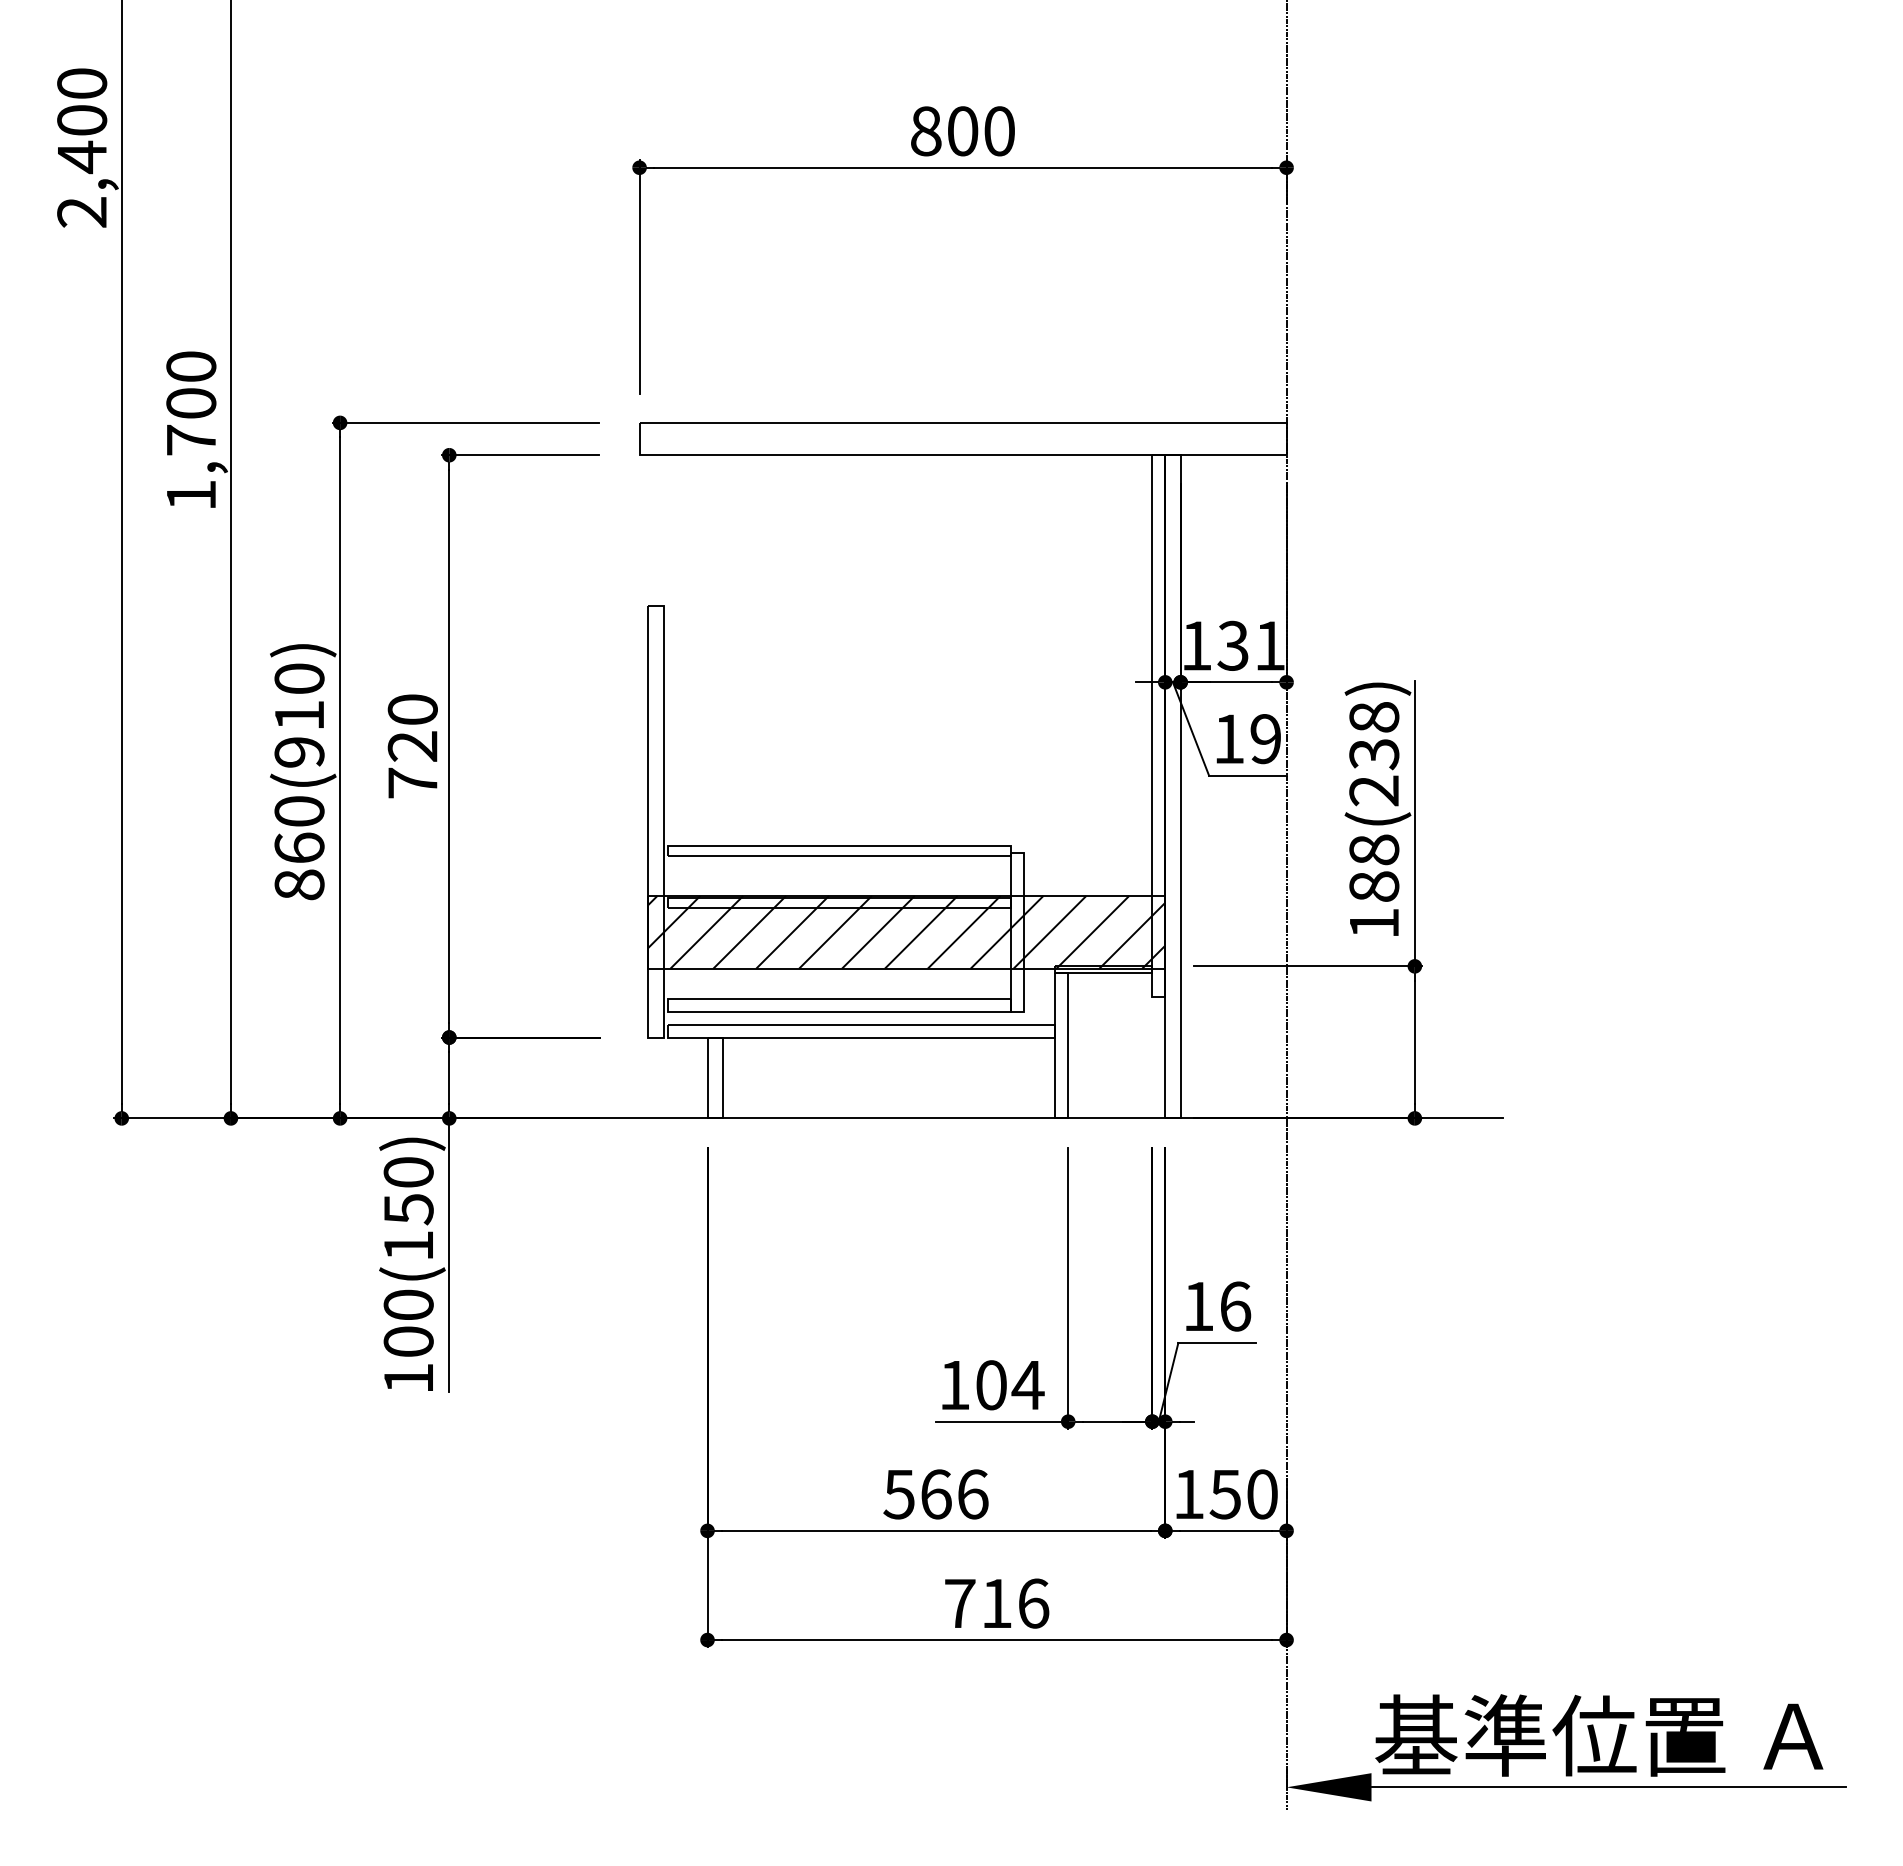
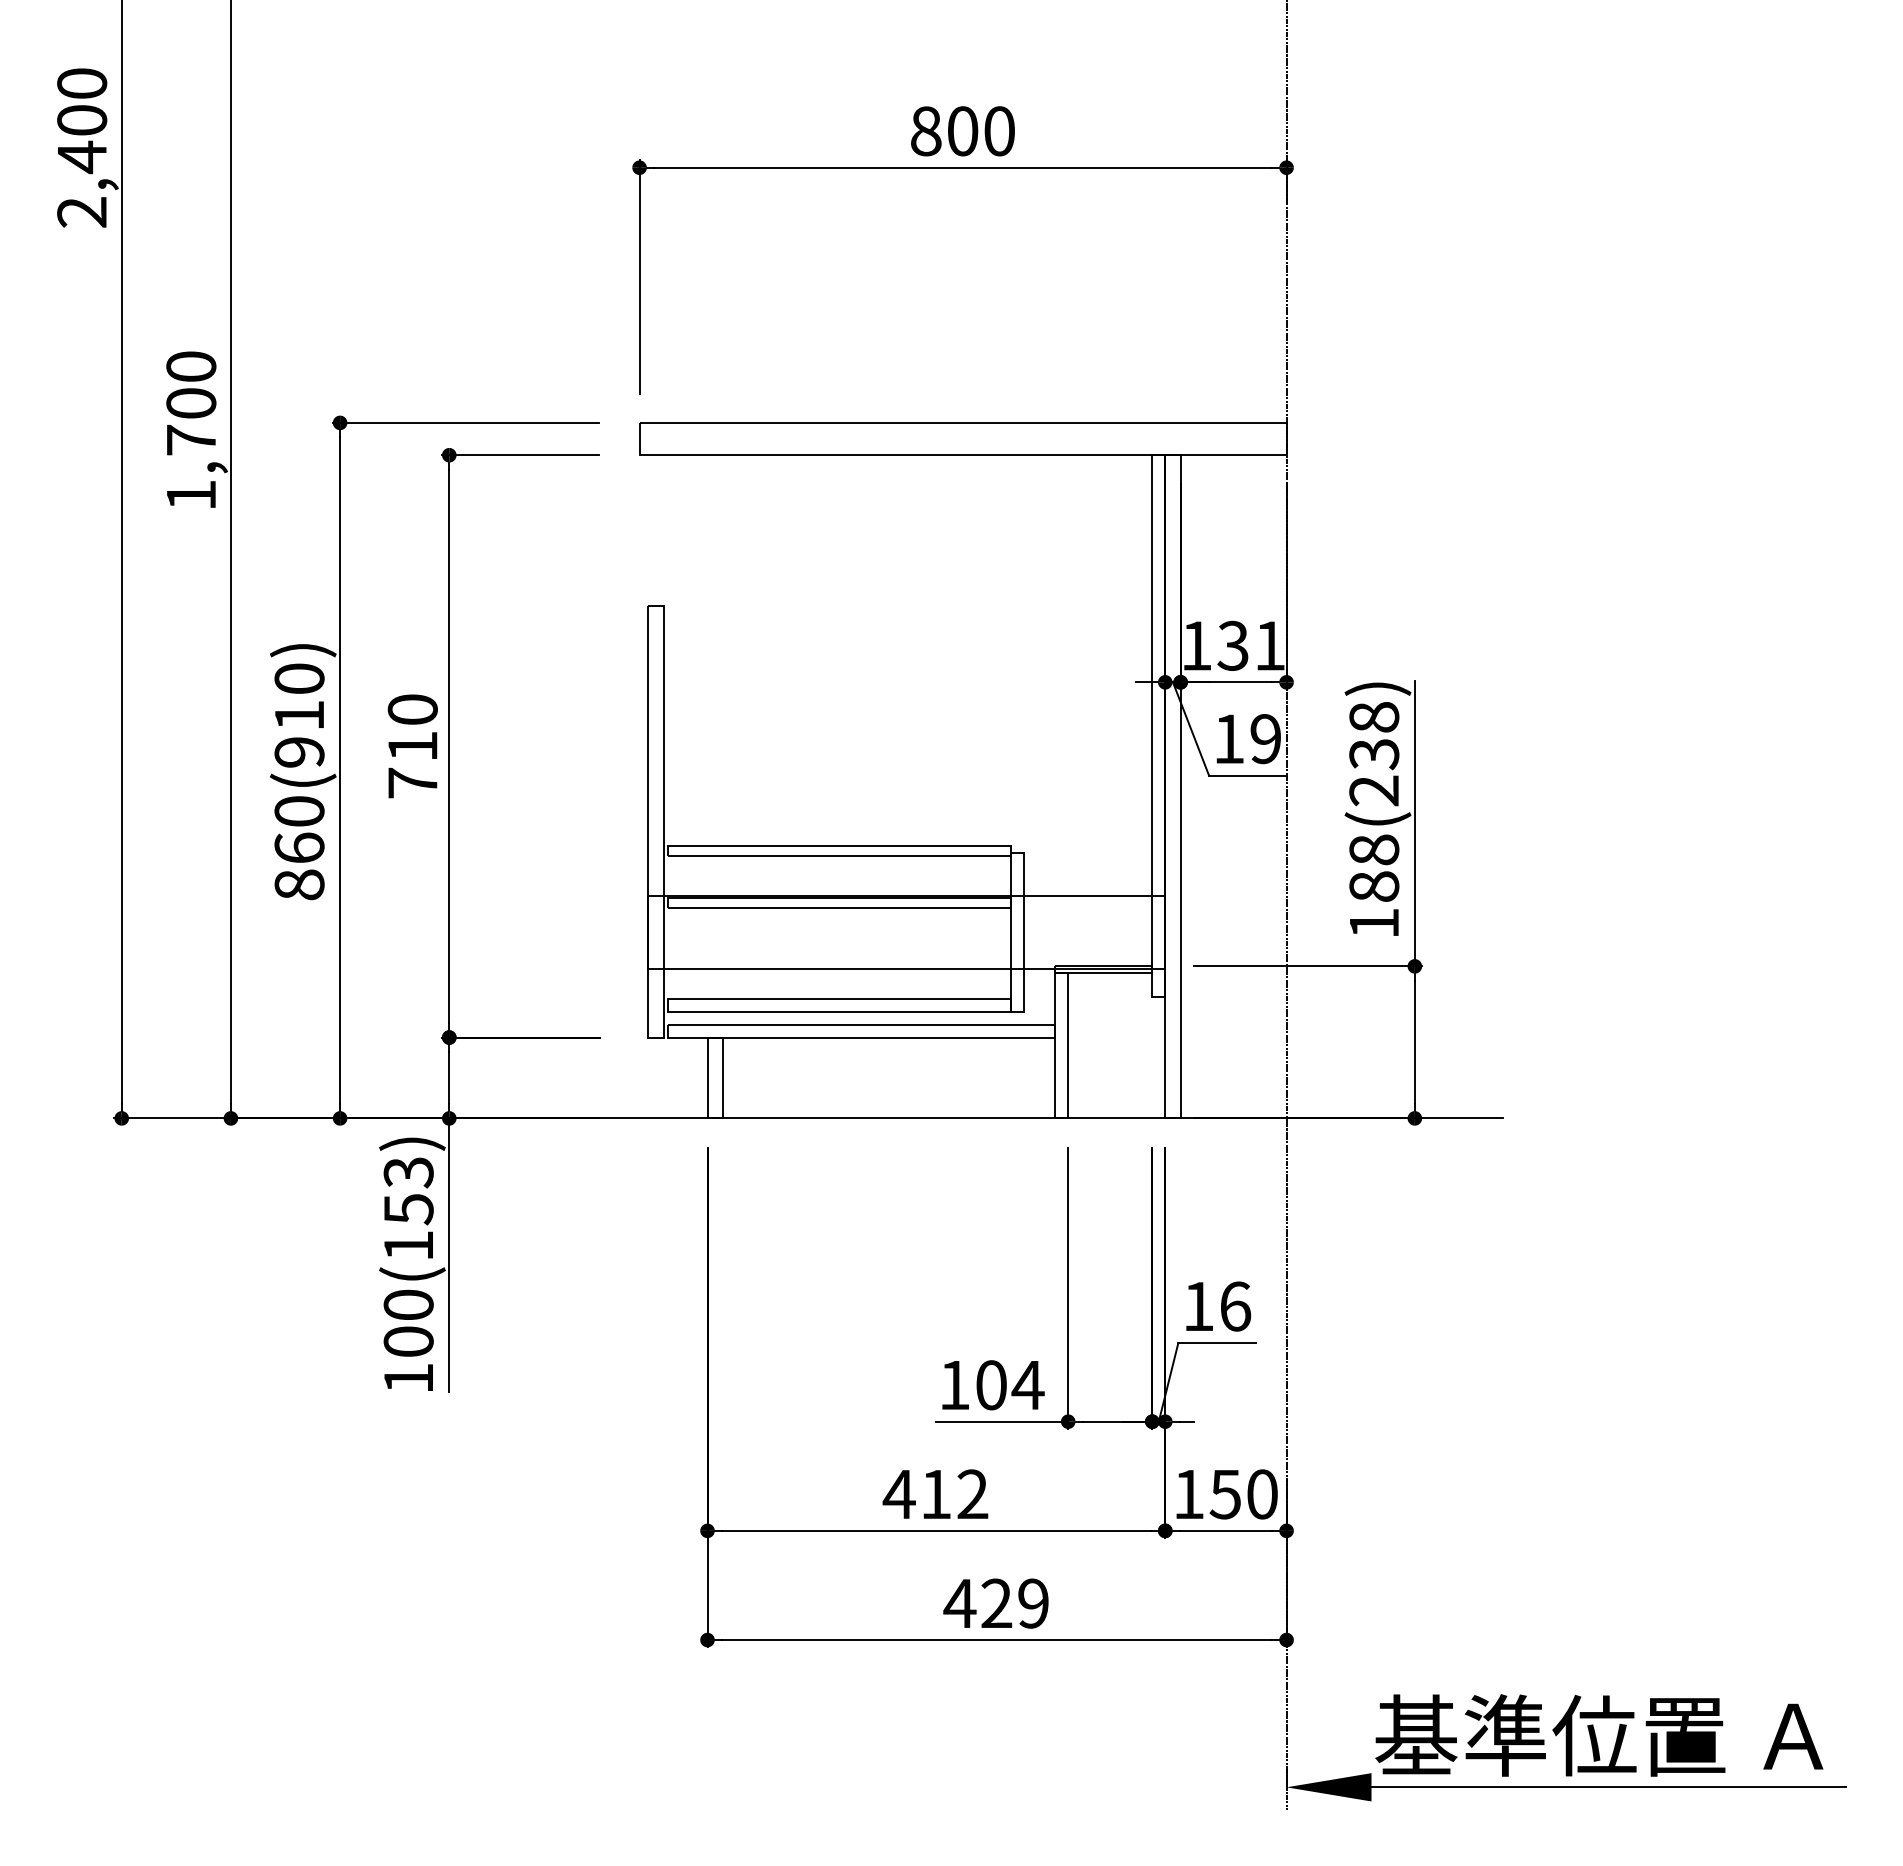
text: 720 -> 710 (412, 746)
hatch: present -> none (906, 931)
text: 100(150) -> 100(153) (408, 1172)
text: 566 -> 412 (935, 1494)
text: 716 -> 429 (996, 1603)
